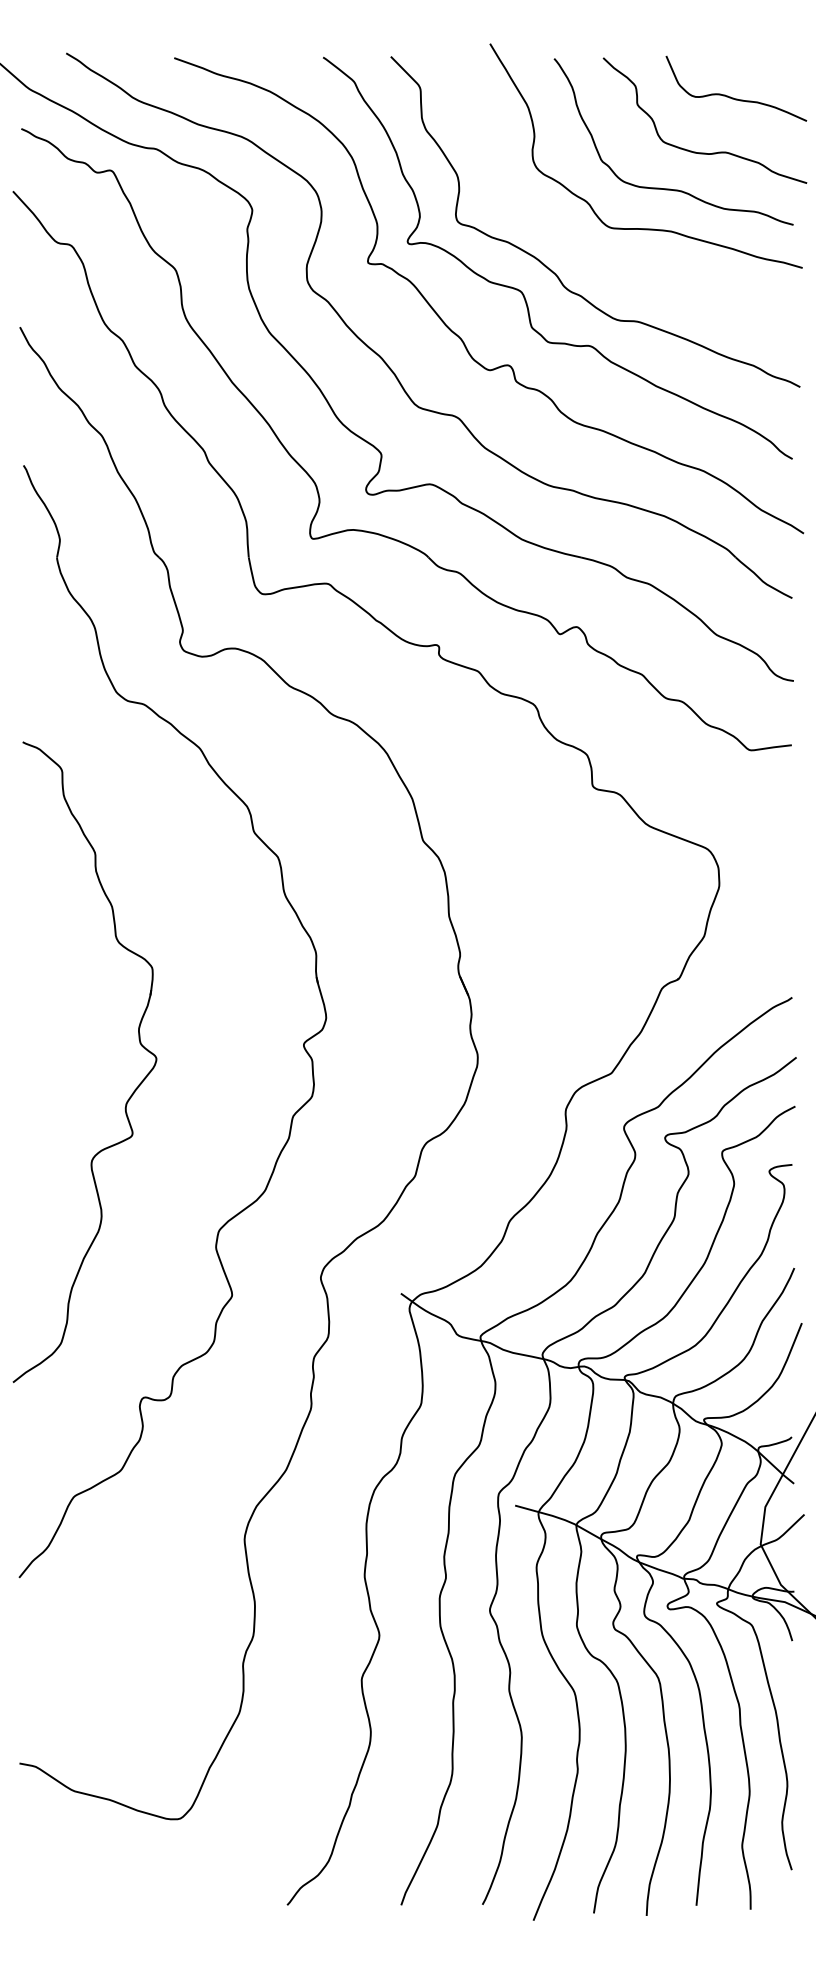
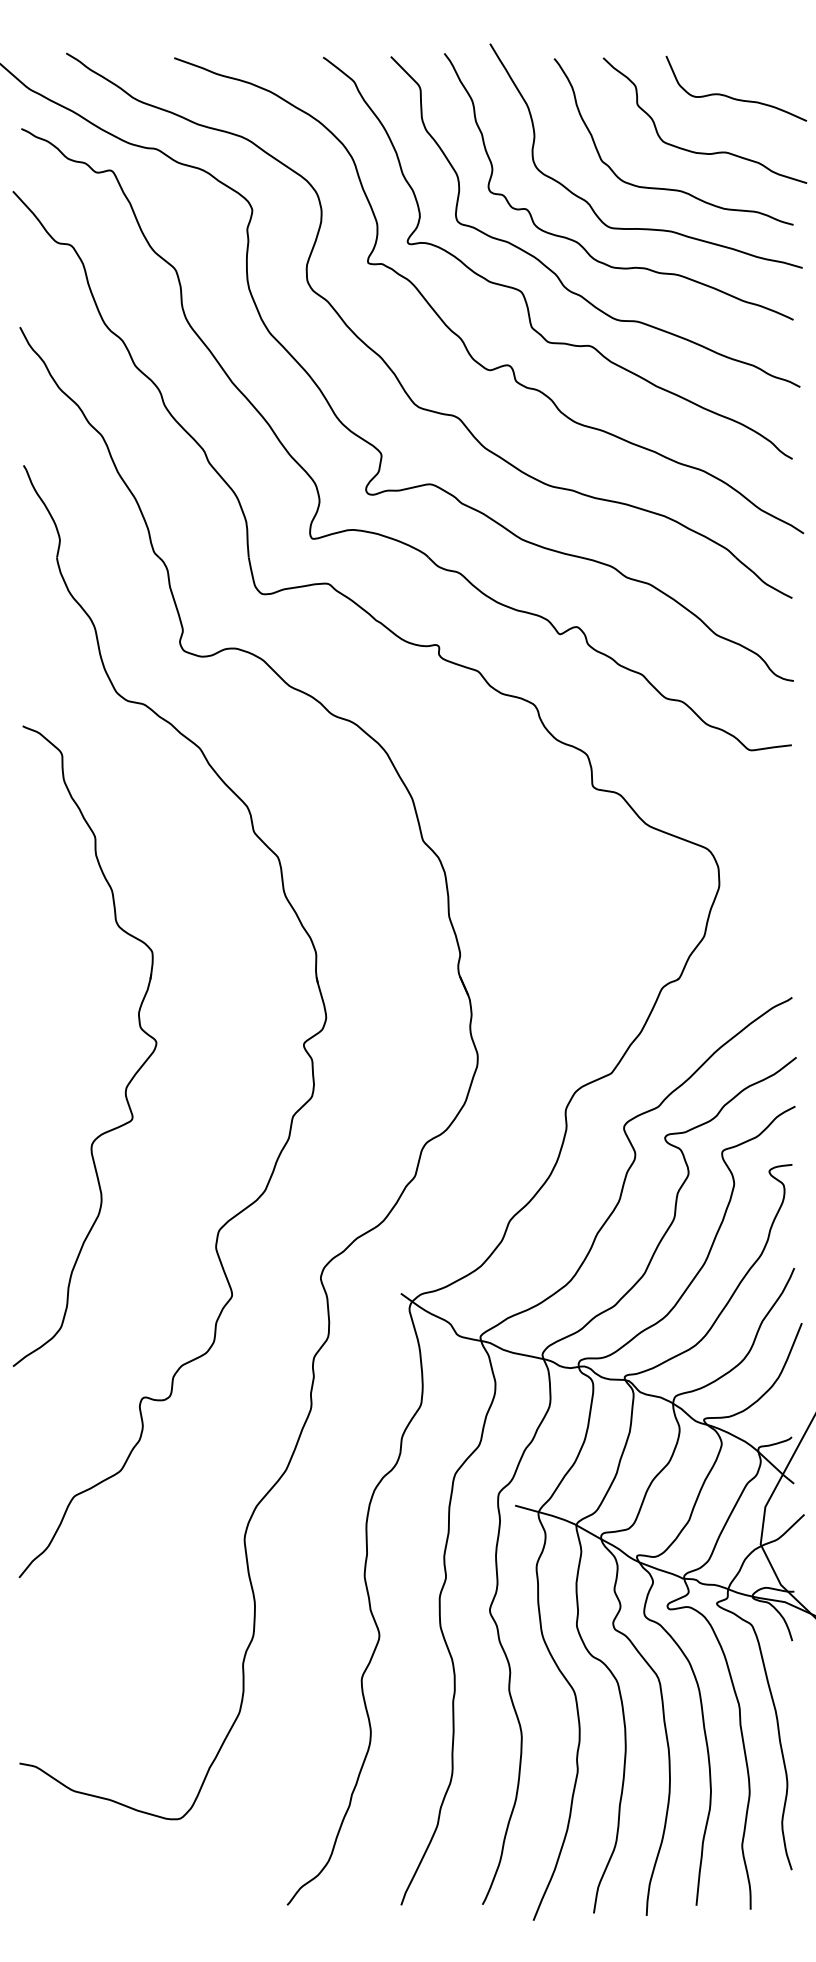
curve: none -> present (580, 243)
part position: (132, 1092) -> (132, 1076) (132, 1076)
